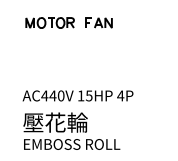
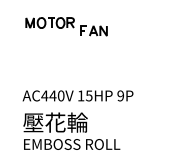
part position: (98, 22) -> (93, 30) (93, 30)
text: 4P -> 9P (120, 95)
